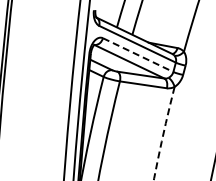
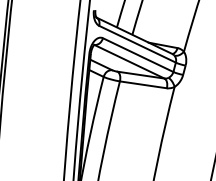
line: dashed -> solid (138, 55)
arc: dashed -> solid (163, 133)
